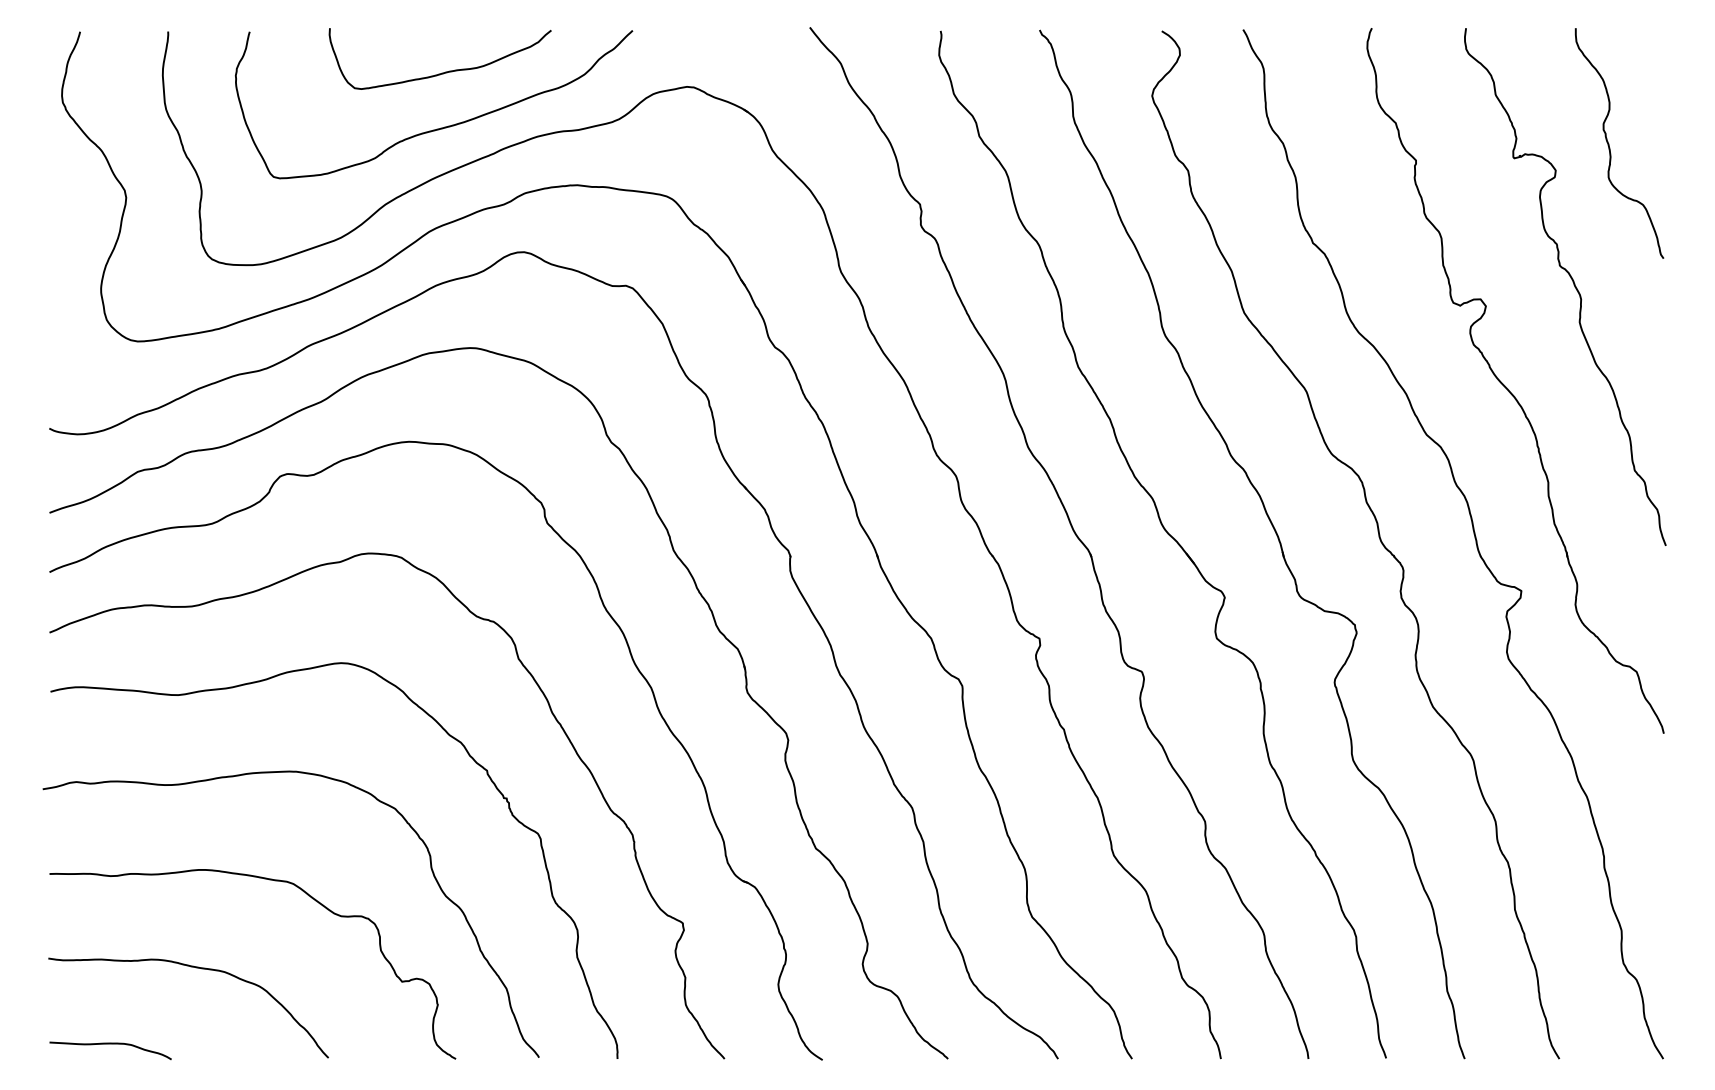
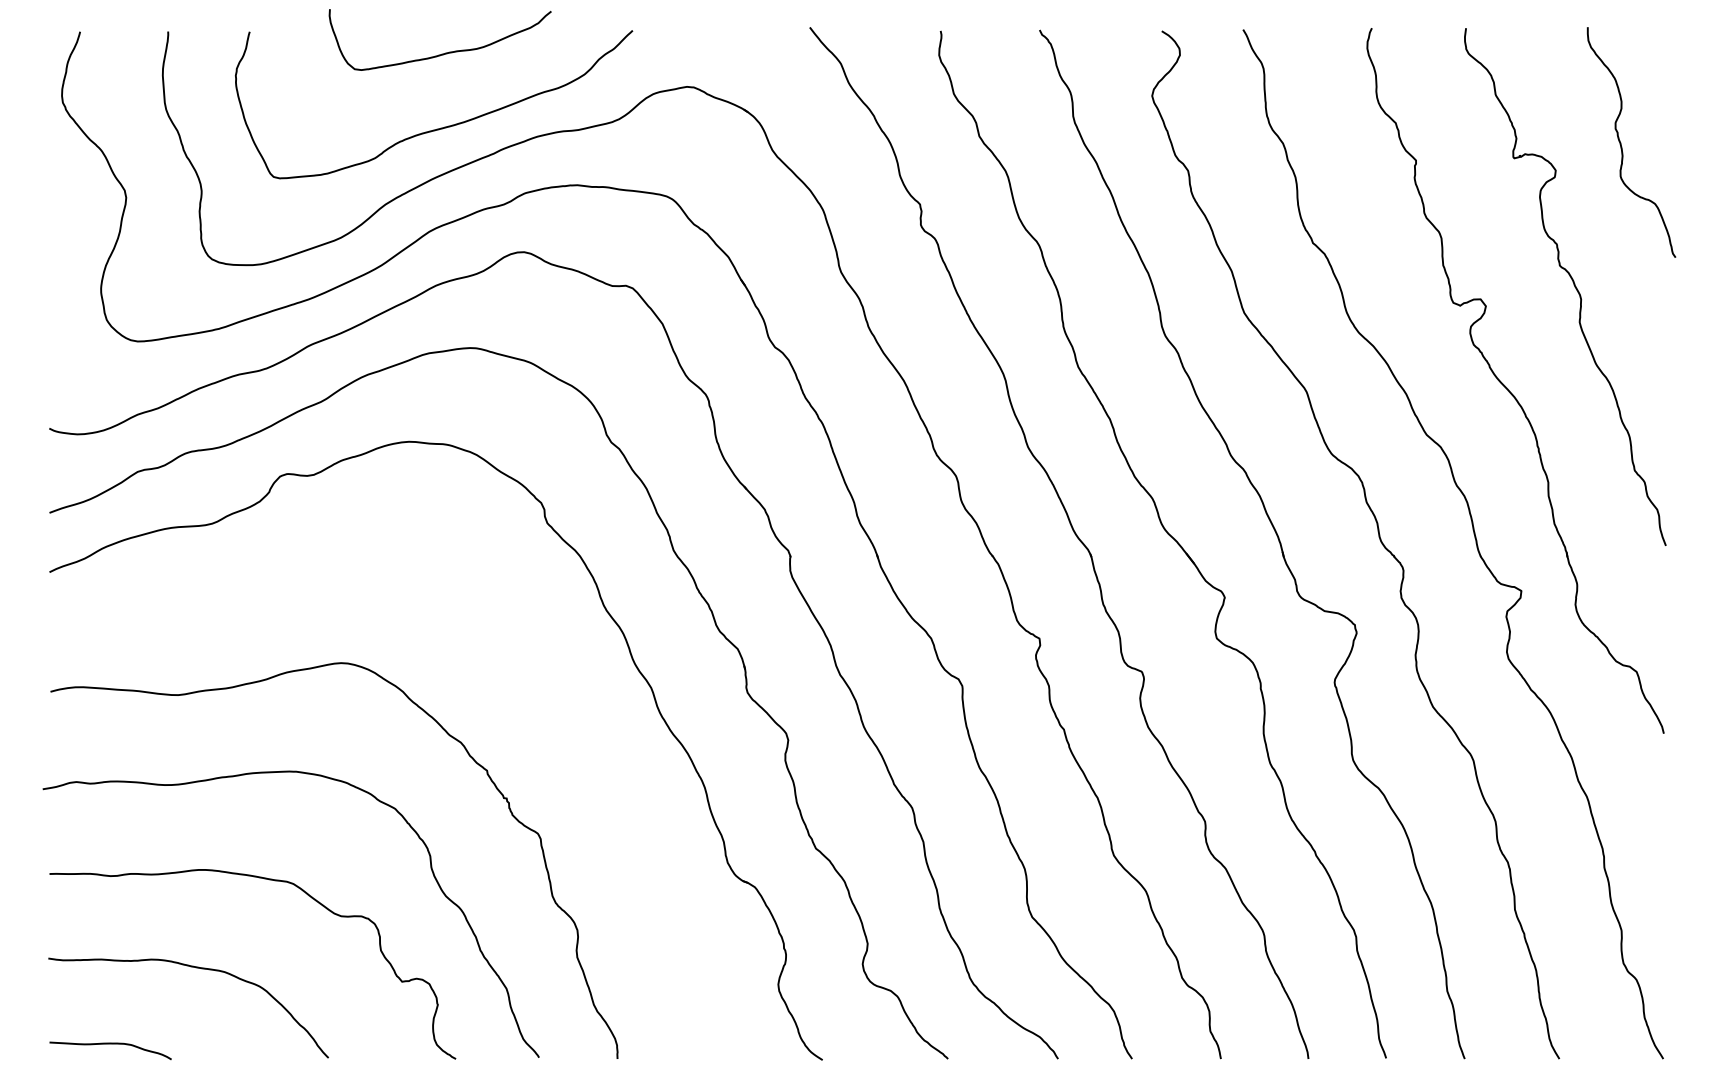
curve position: (441, 72) -> (441, 53) (441, 53)
curve position: (1610, 147) -> (1622, 146) (1622, 146)
curve: present -> none (552, 715)
